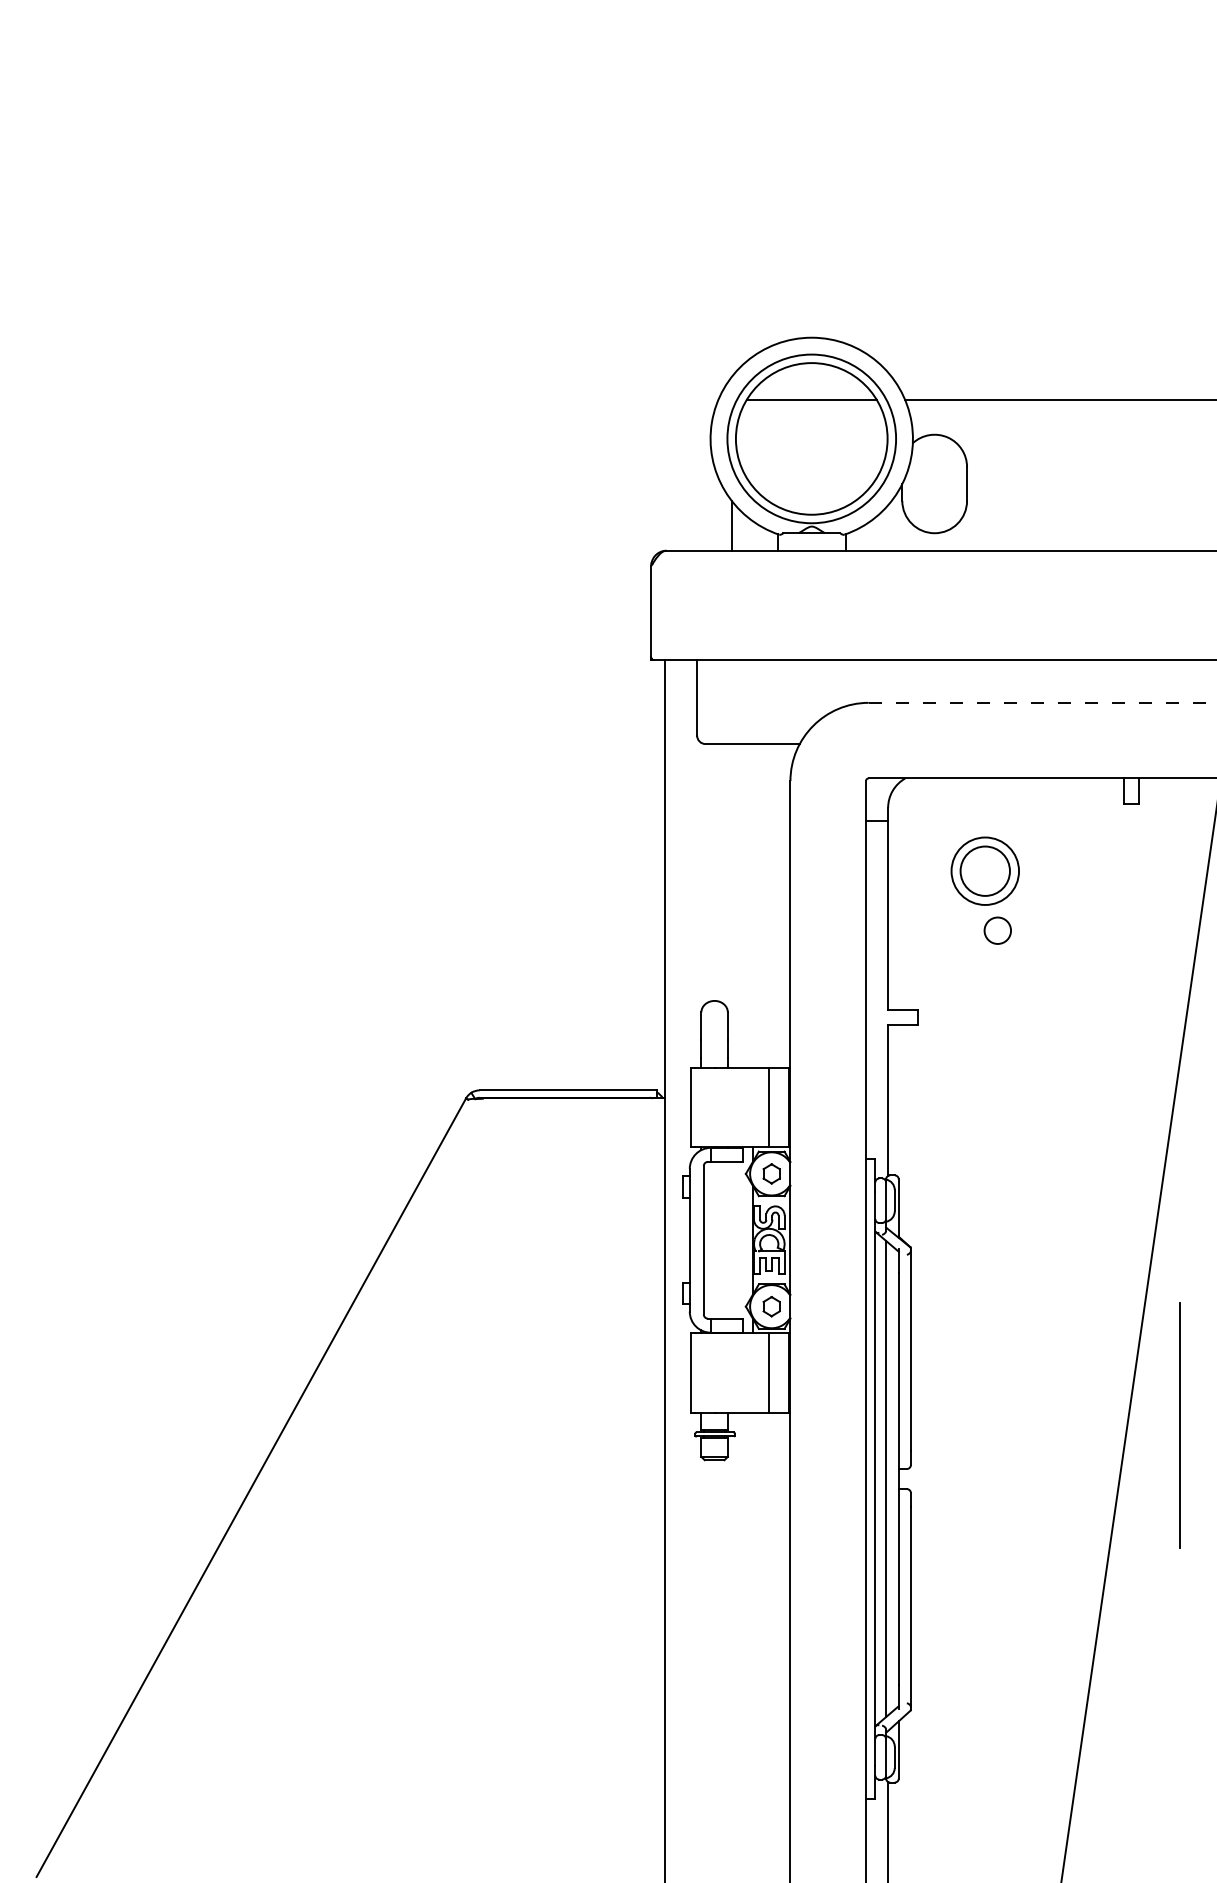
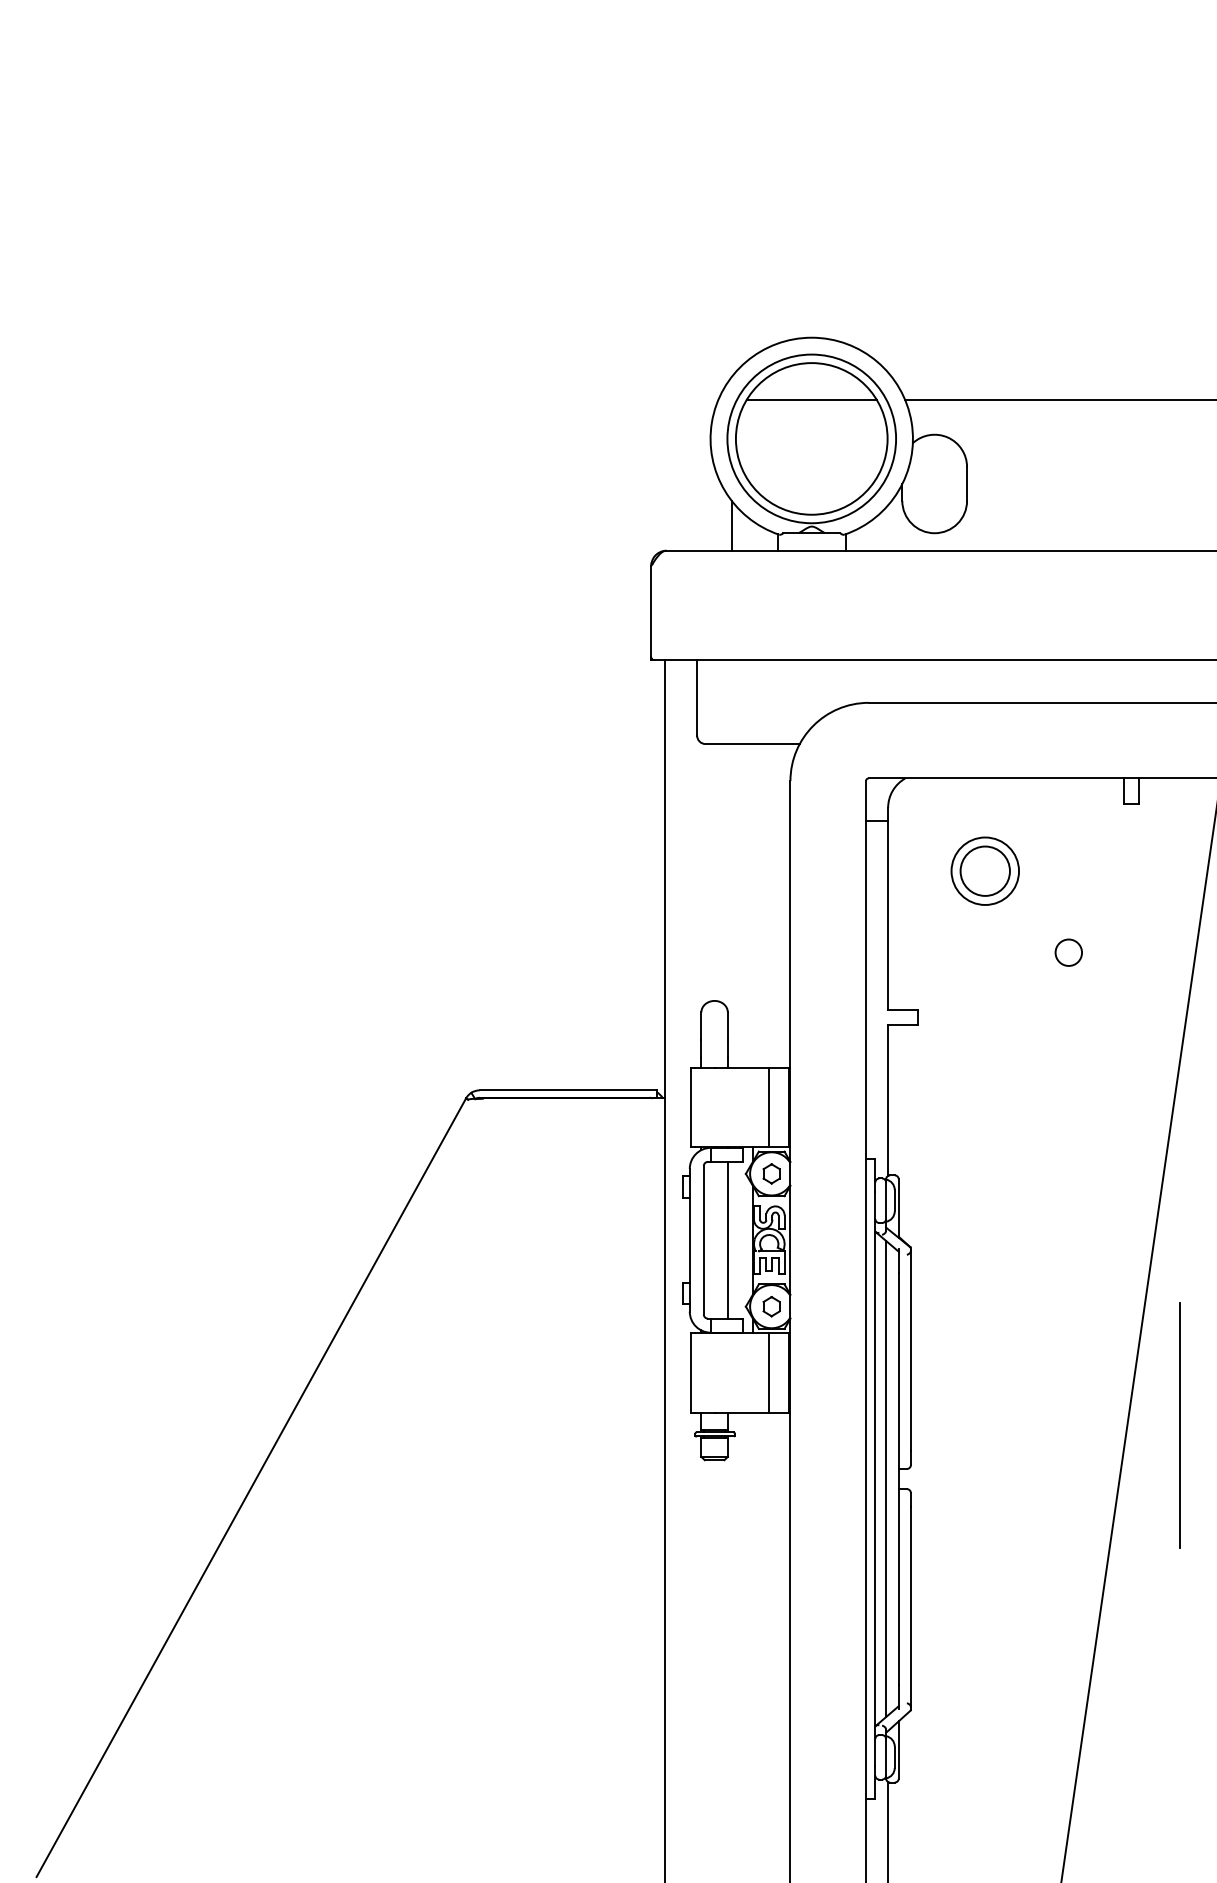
line: dashed -> solid (1042, 702)
circle position: (997, 930) -> (1068, 952) (1068, 952)
line: none -> present (727, 1239)
